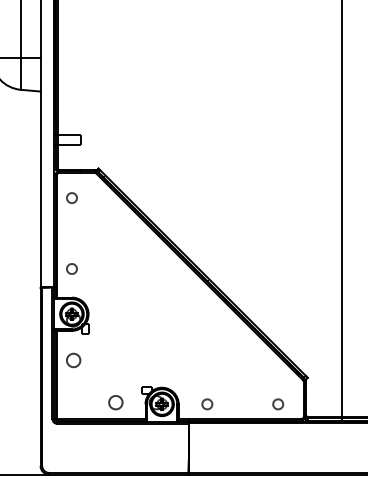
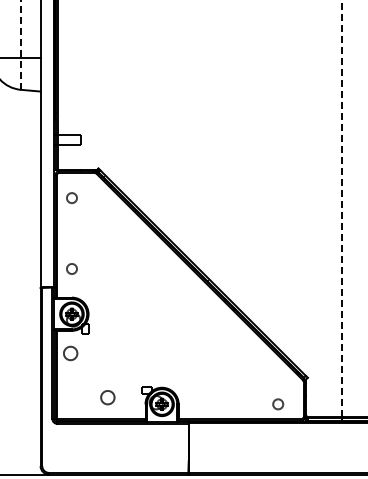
line: solid -> dashed (20, 45)
line: solid -> dashed (341, 207)
circle position: (73, 360) -> (70, 353) (70, 353)
circle position: (115, 402) -> (107, 397) (107, 397)
circle: present -> none (207, 404)
